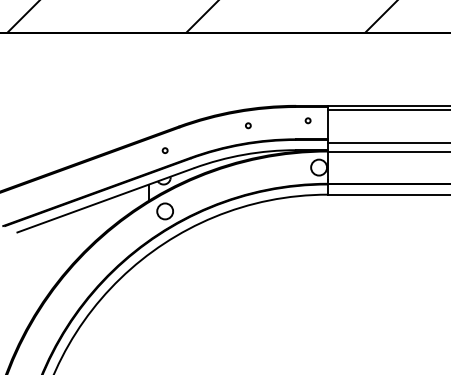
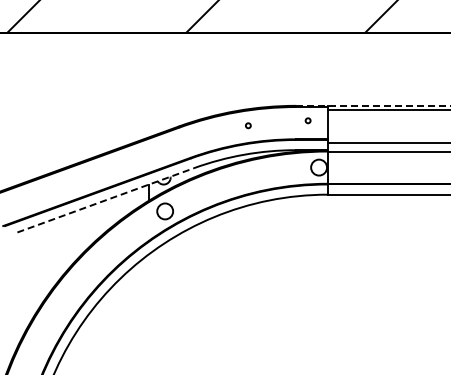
line: solid -> dashed (373, 105)
circle: present -> none (164, 150)
line: solid -> dashed (105, 200)
